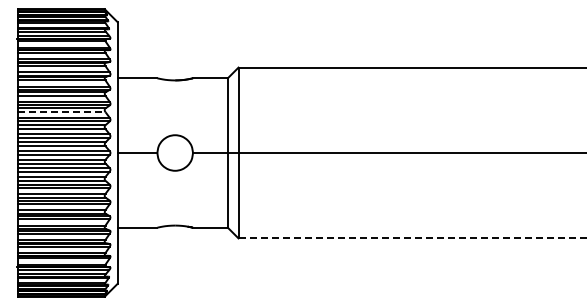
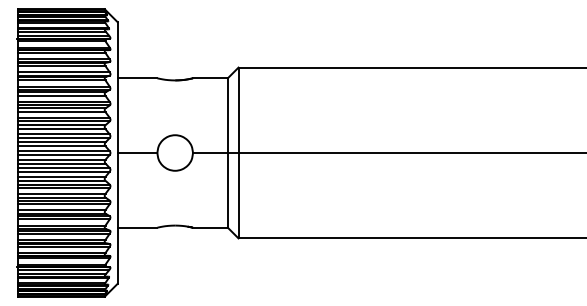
line: dashed -> solid (61, 112)
line: dashed -> solid (413, 238)
